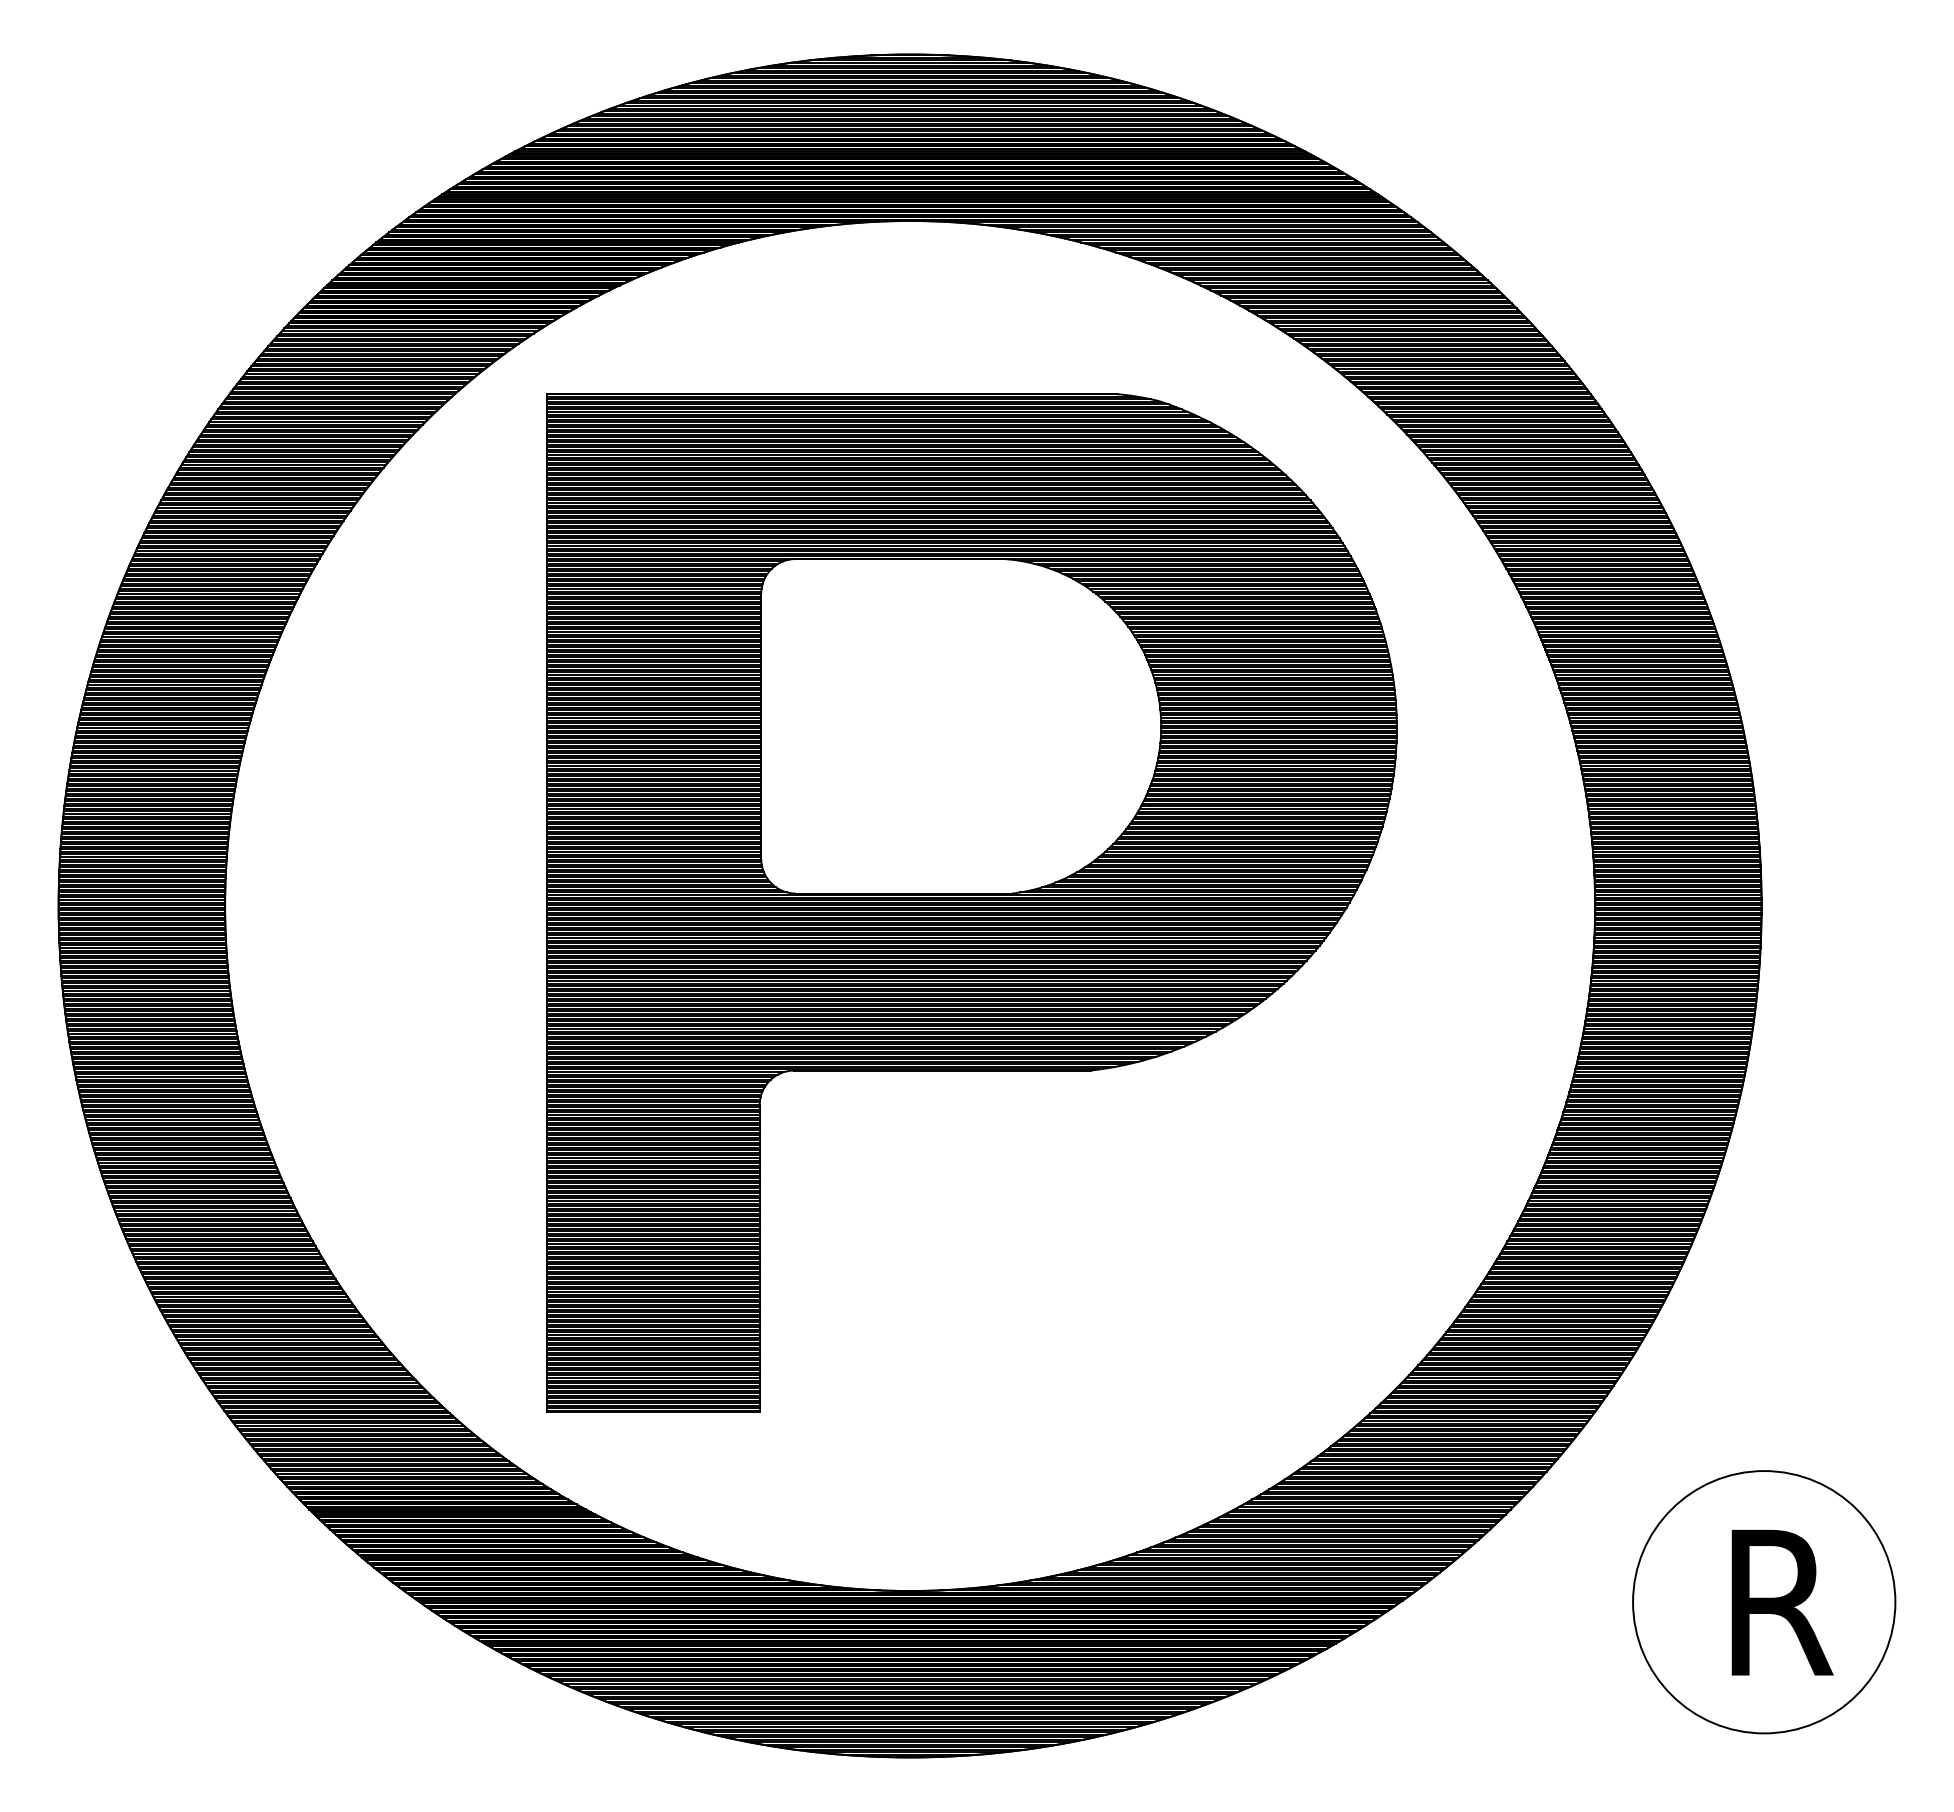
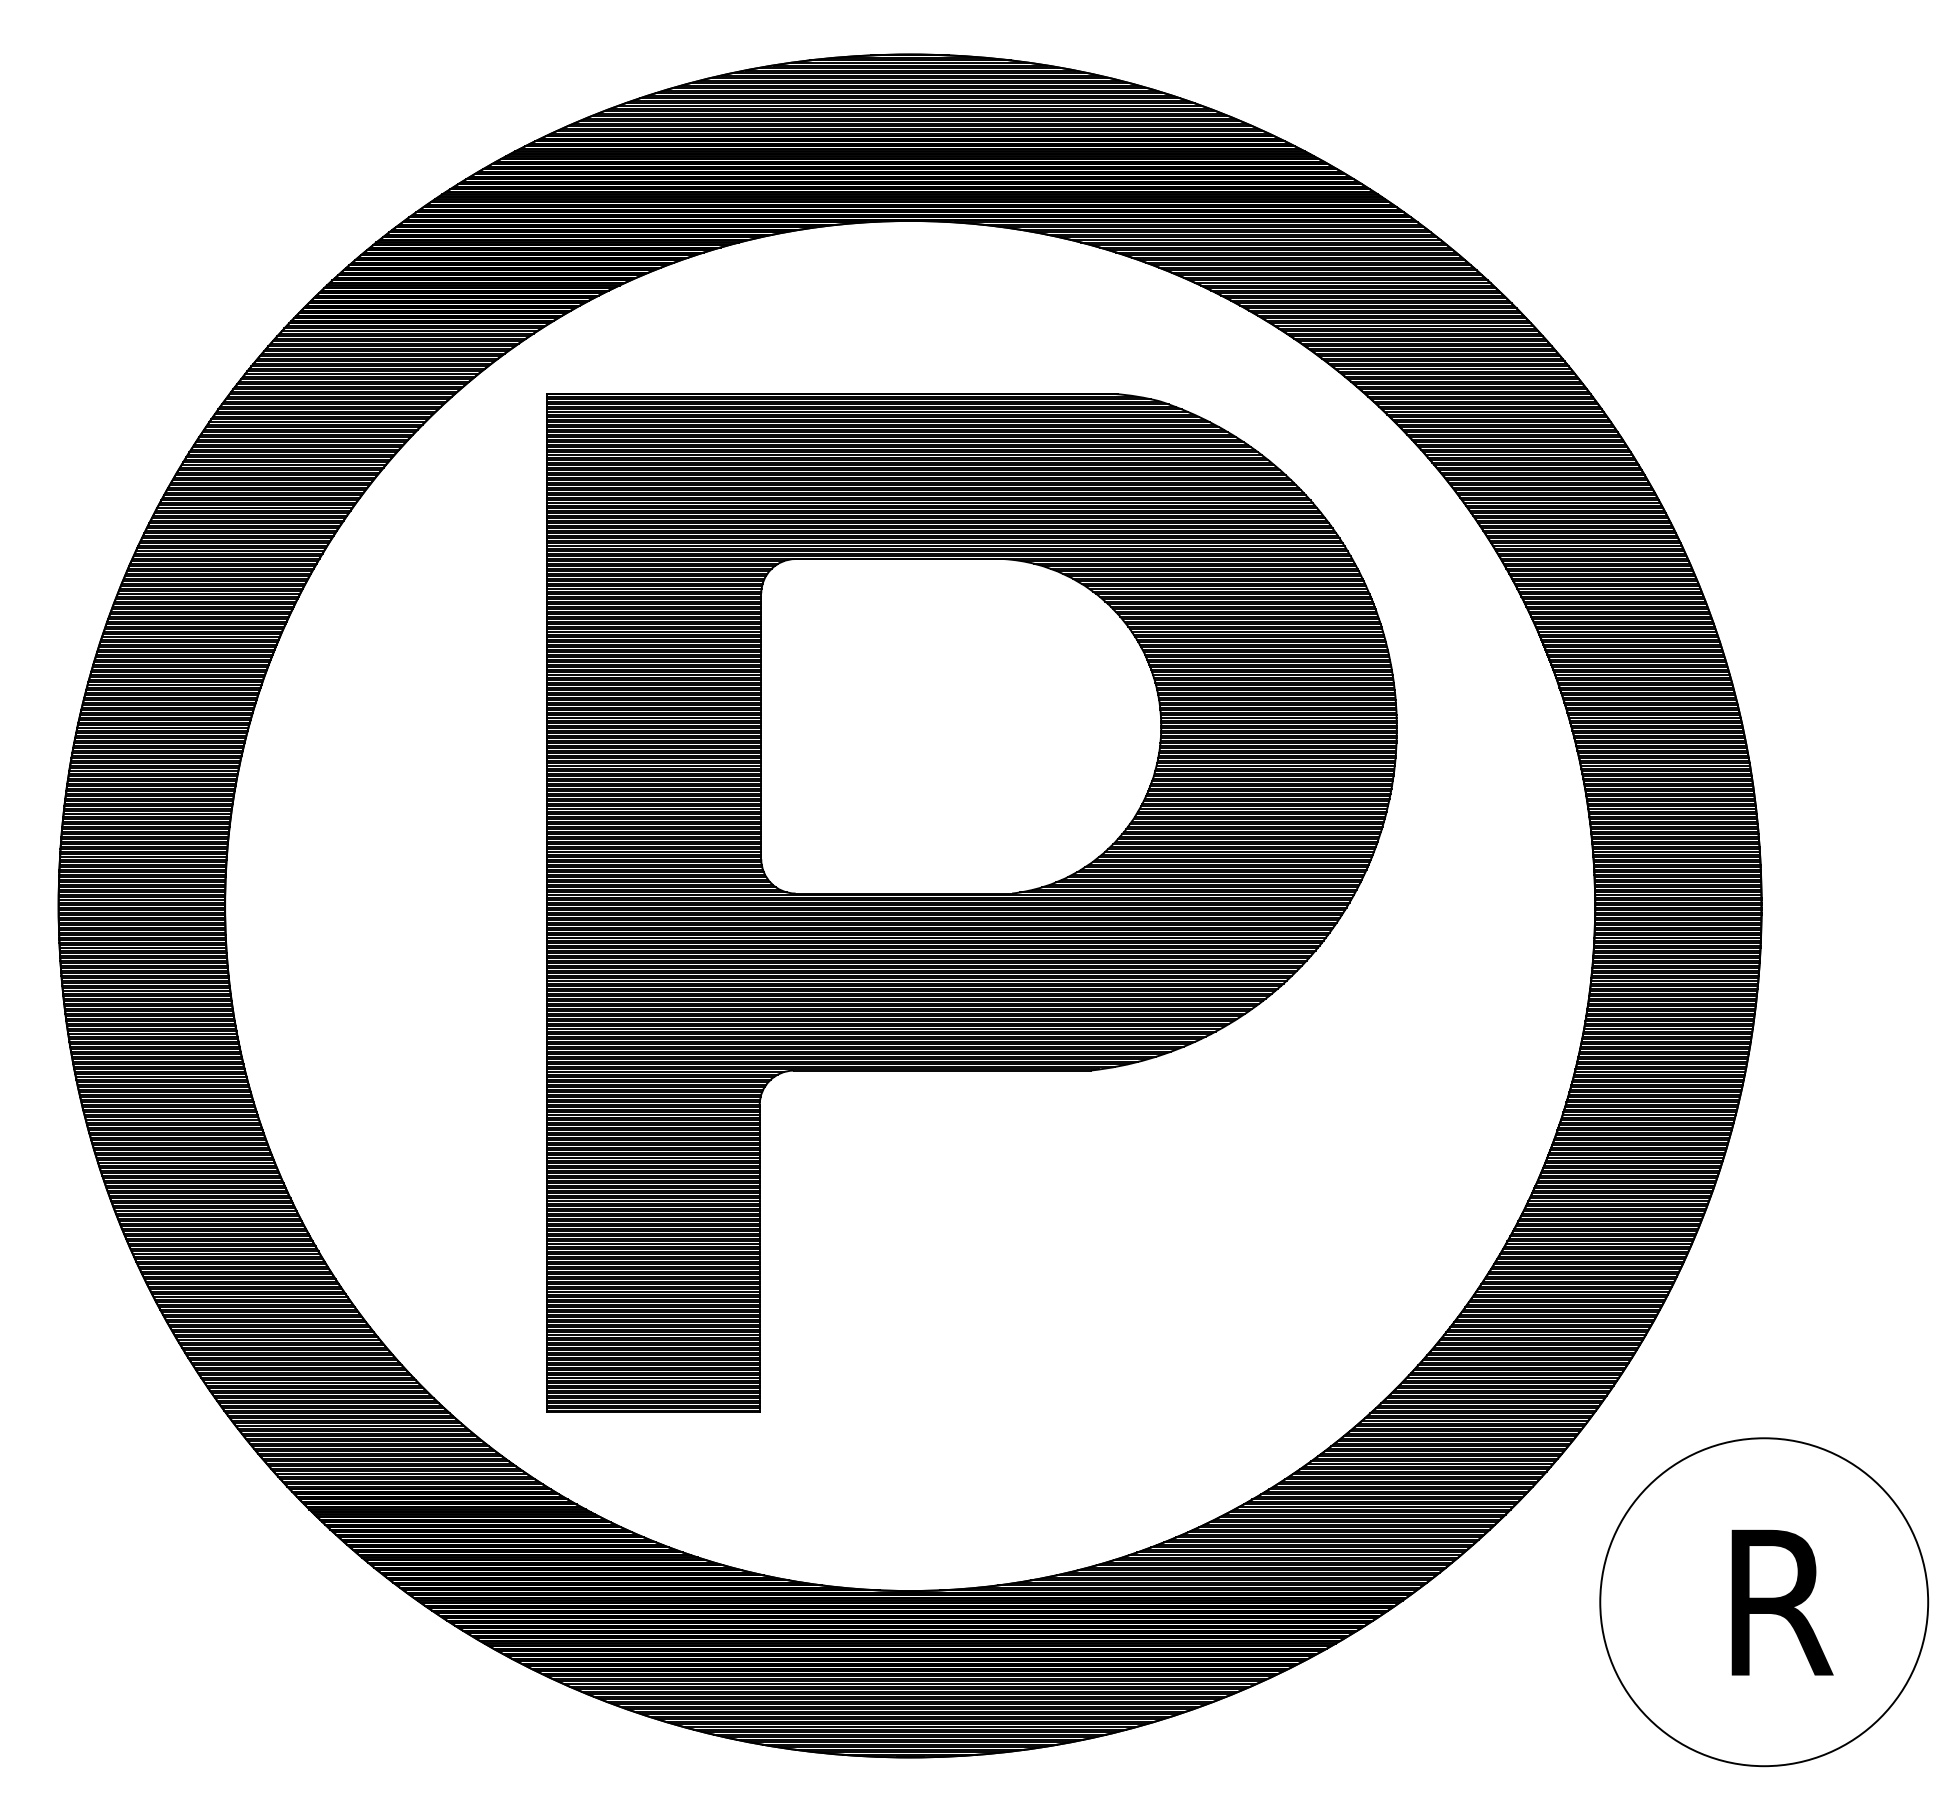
circle diameter: 262 px -> 328 px (1764, 1602)
